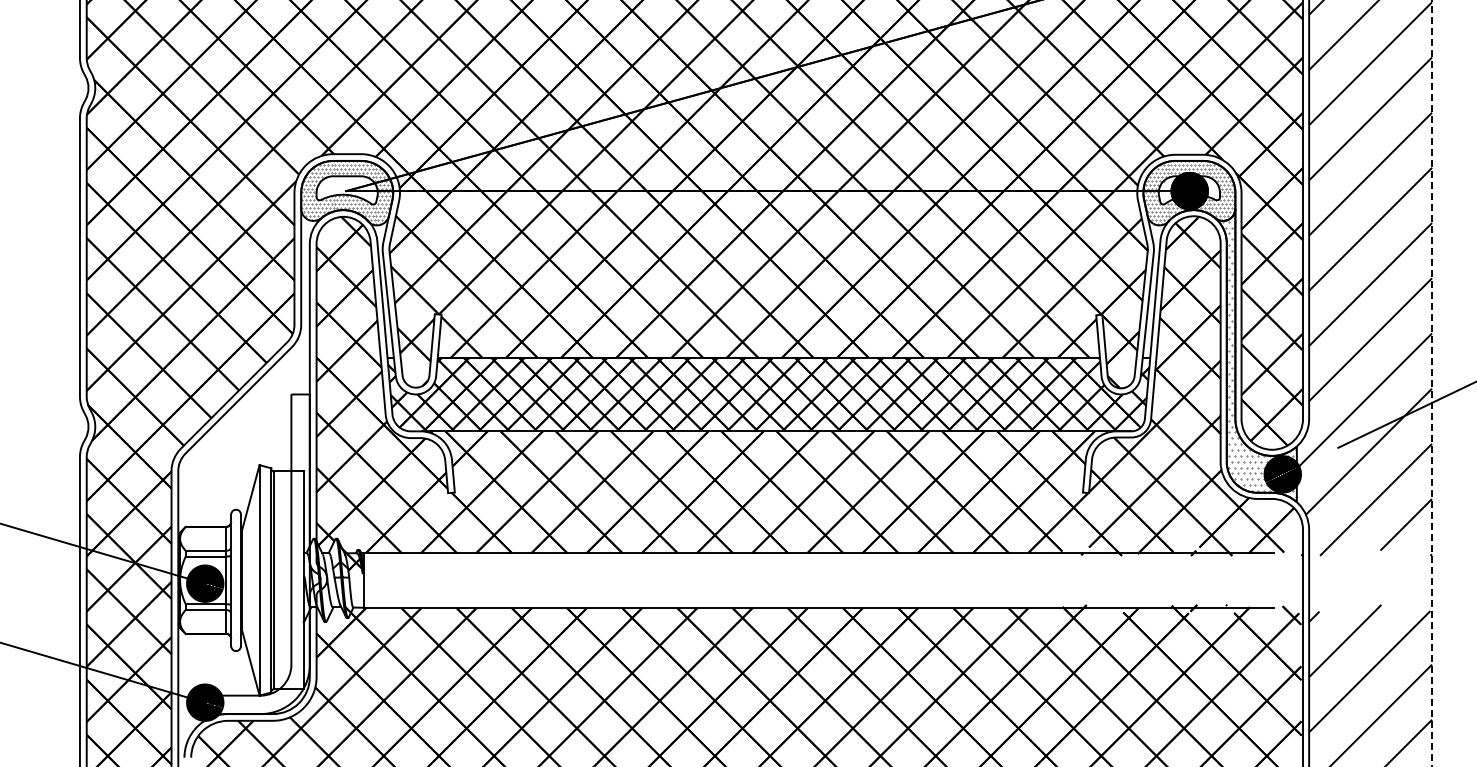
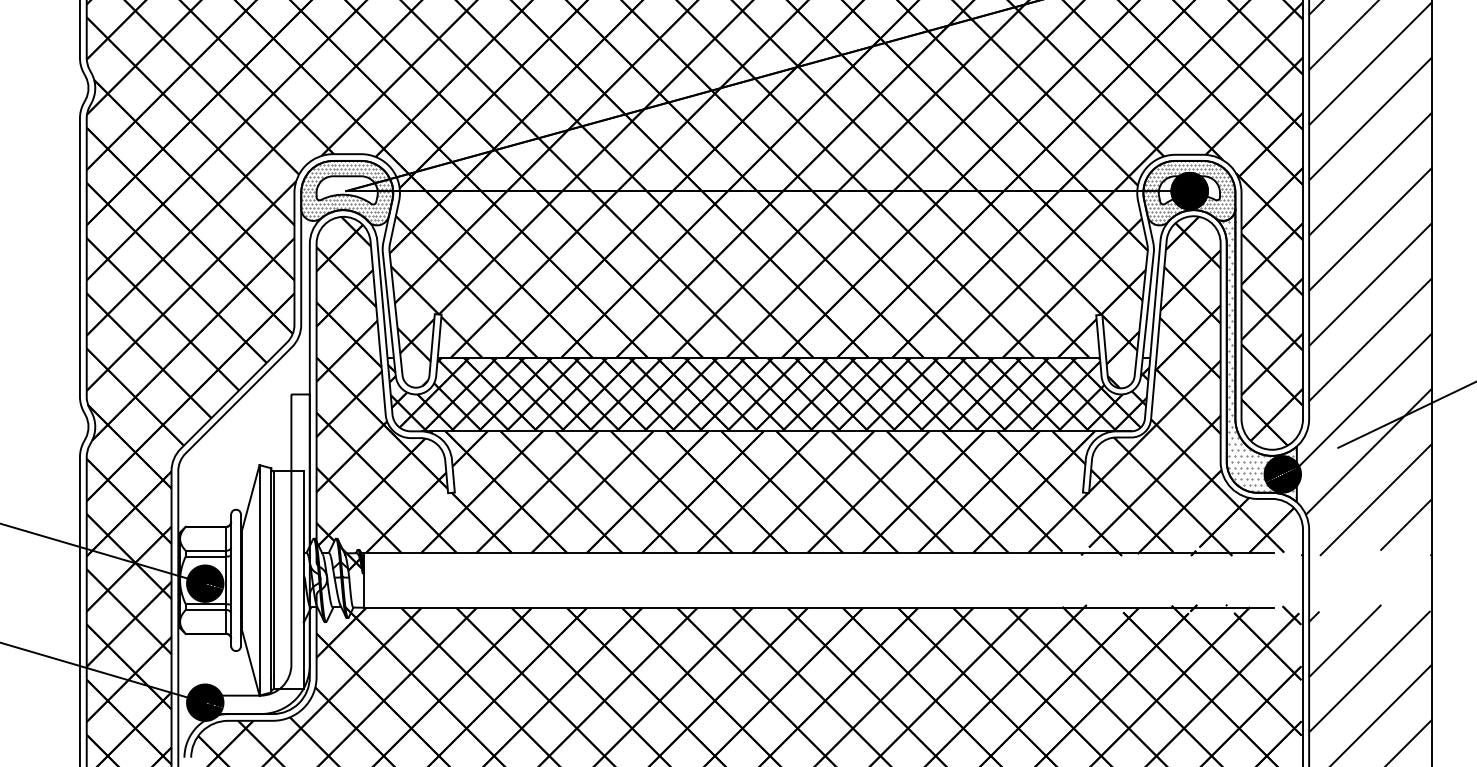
line: dashed -> solid (1432, 383)
